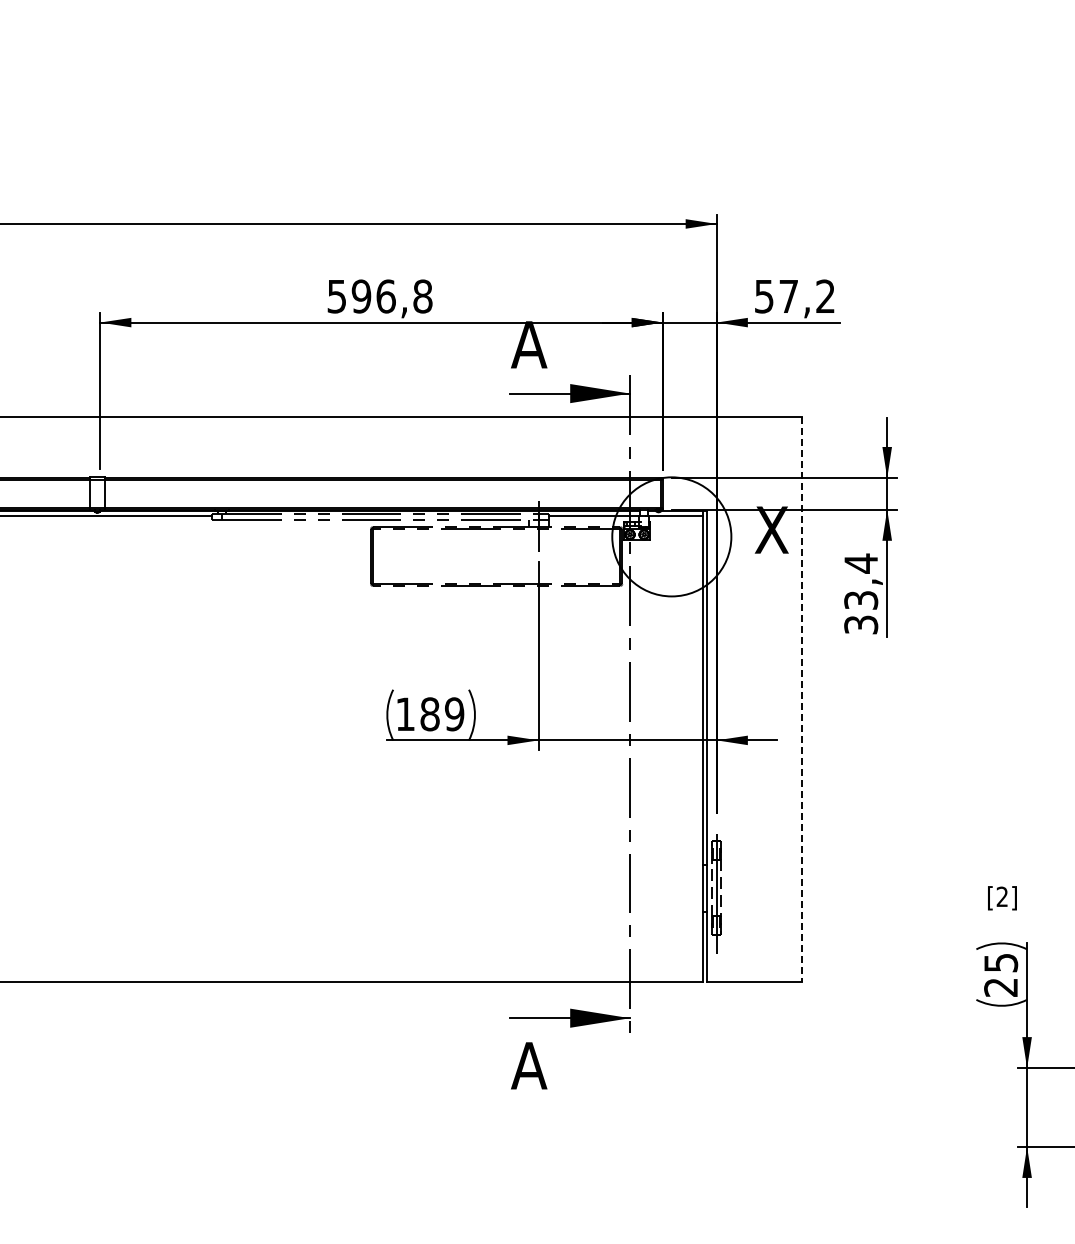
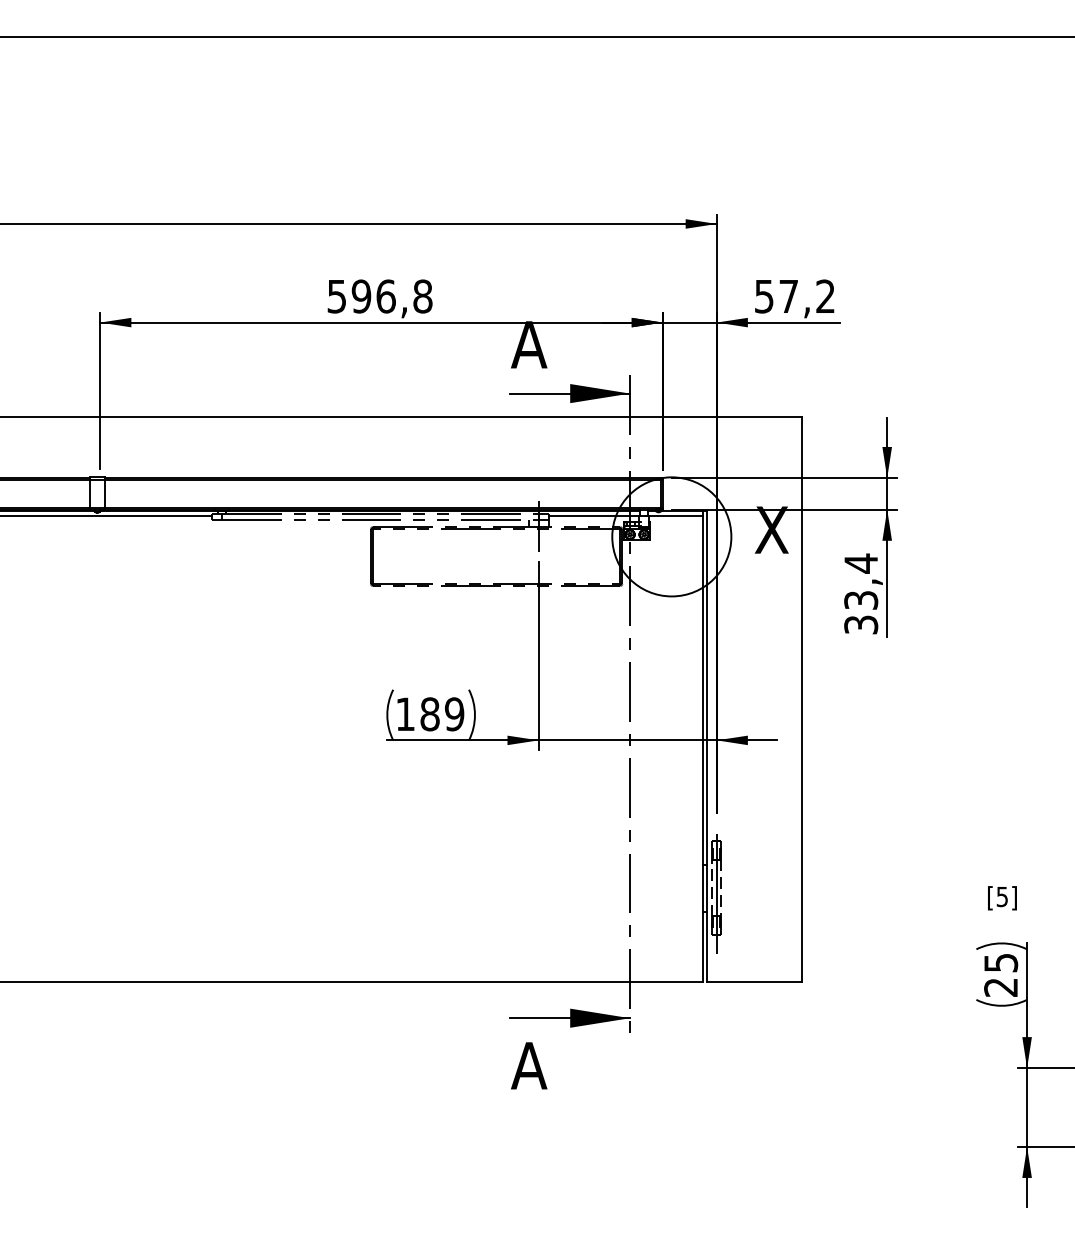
line: none -> present (536, 37)
line: dashed -> solid (801, 699)
text: [2] -> [5] (1001, 896)
